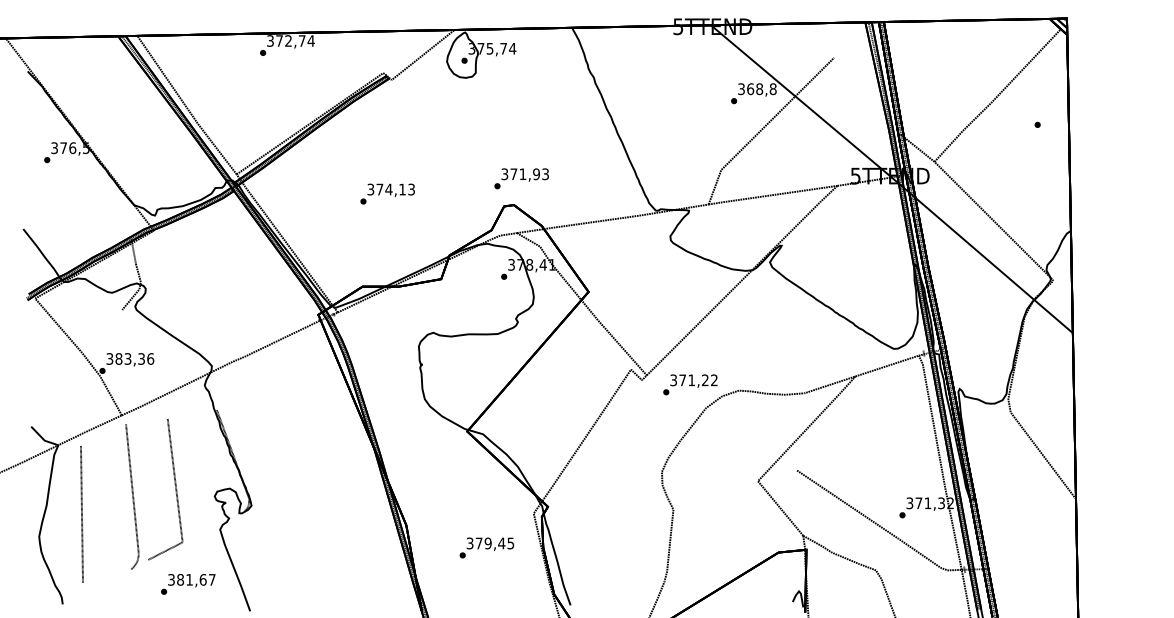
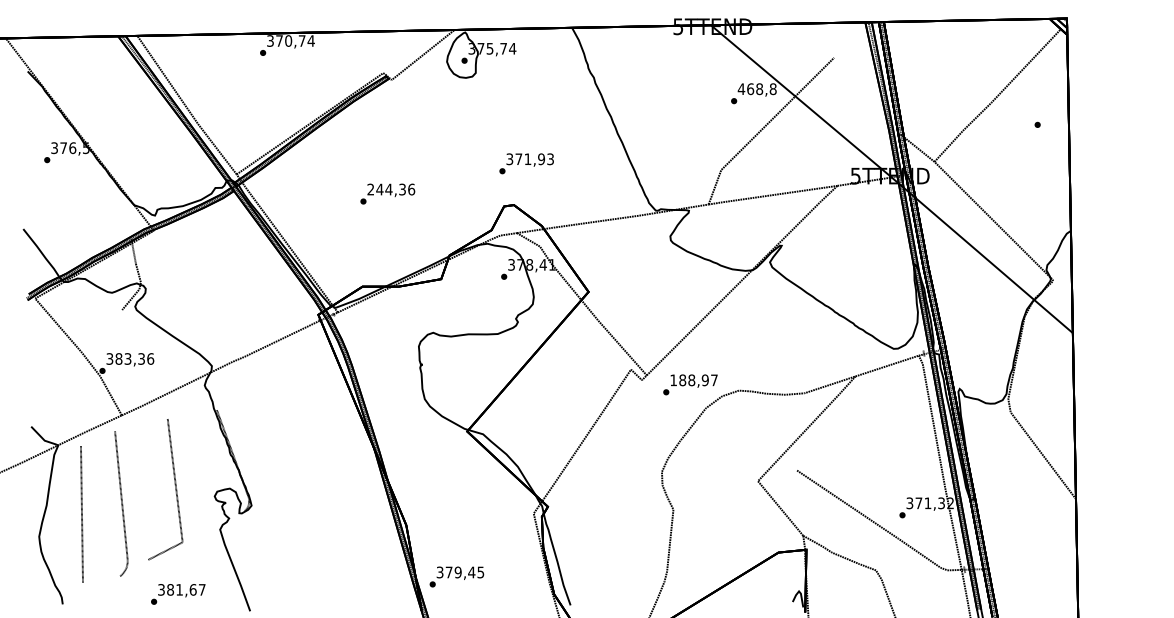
text: 372,74 -> 370,74 (288, 40)
text: 368,8 -> 468,8 (741, 89)
text position: (521, 178) -> (526, 163) (526, 163)
text: 374,13 -> 244,36 (391, 189)
text: 371,22 -> 188,97 (693, 380)
curve position: (132, 496) -> (121, 503) (121, 503)
text position: (486, 547) -> (456, 576) (456, 576)
text position: (188, 584) -> (178, 594) (178, 594)
